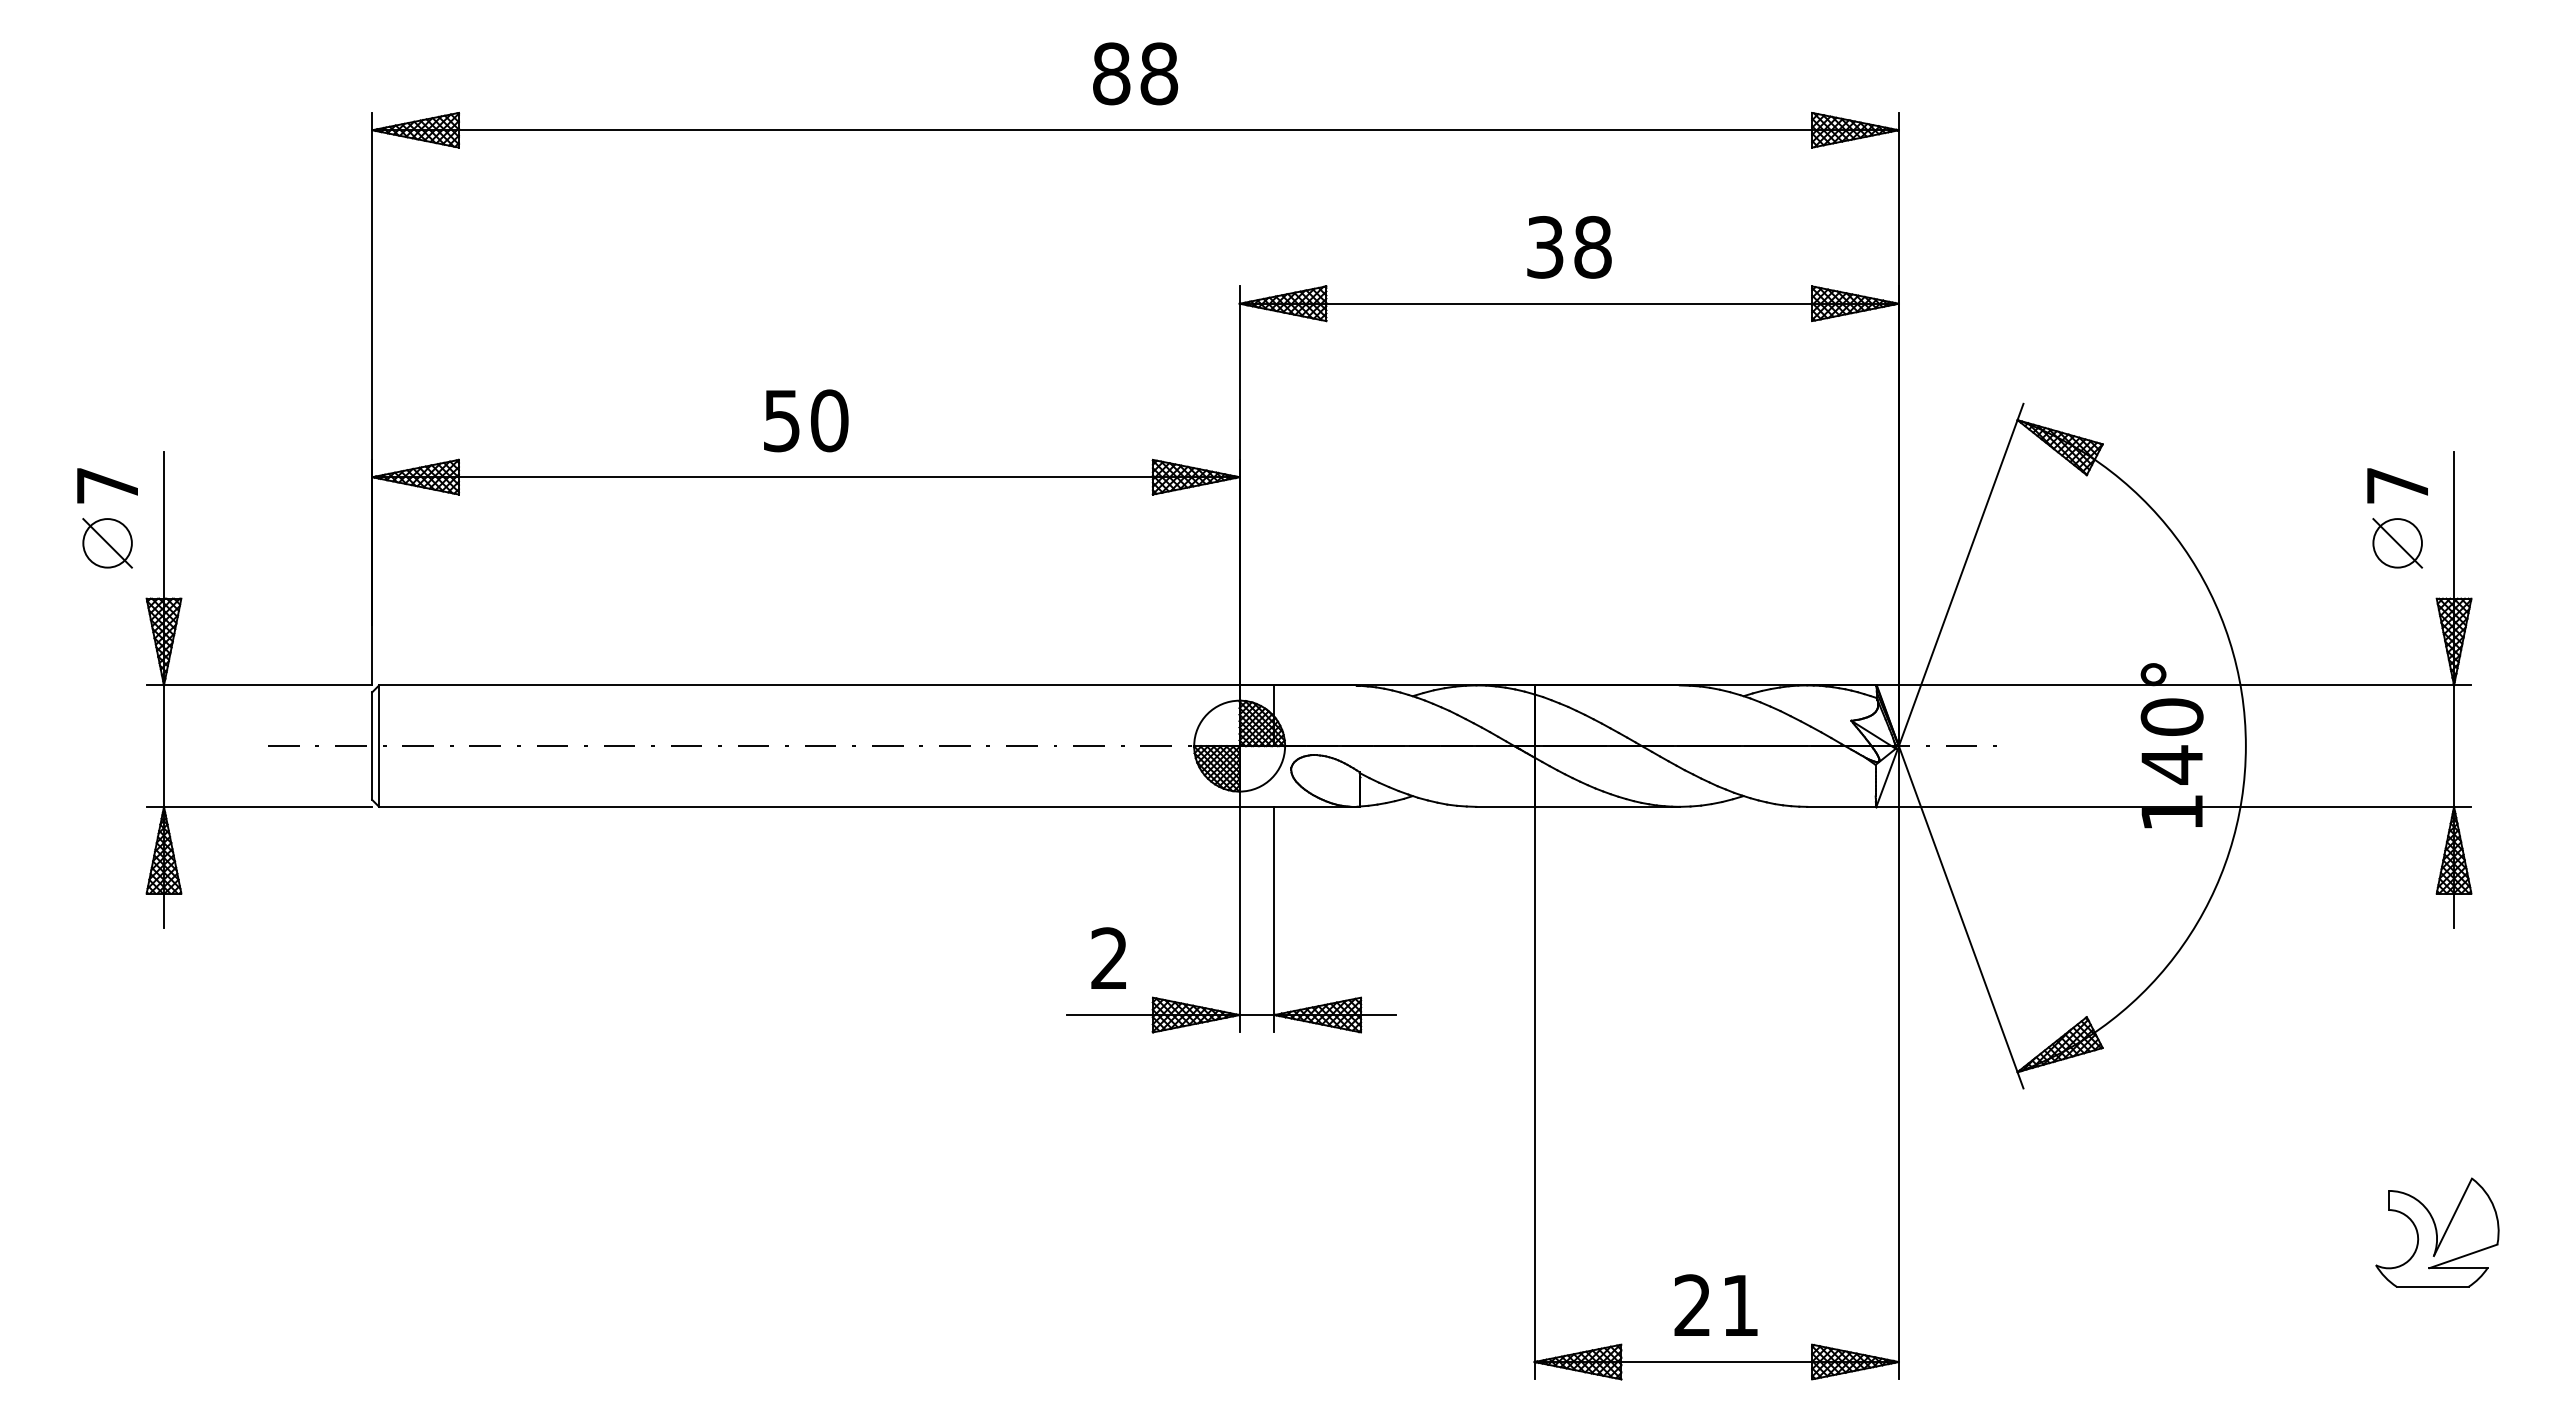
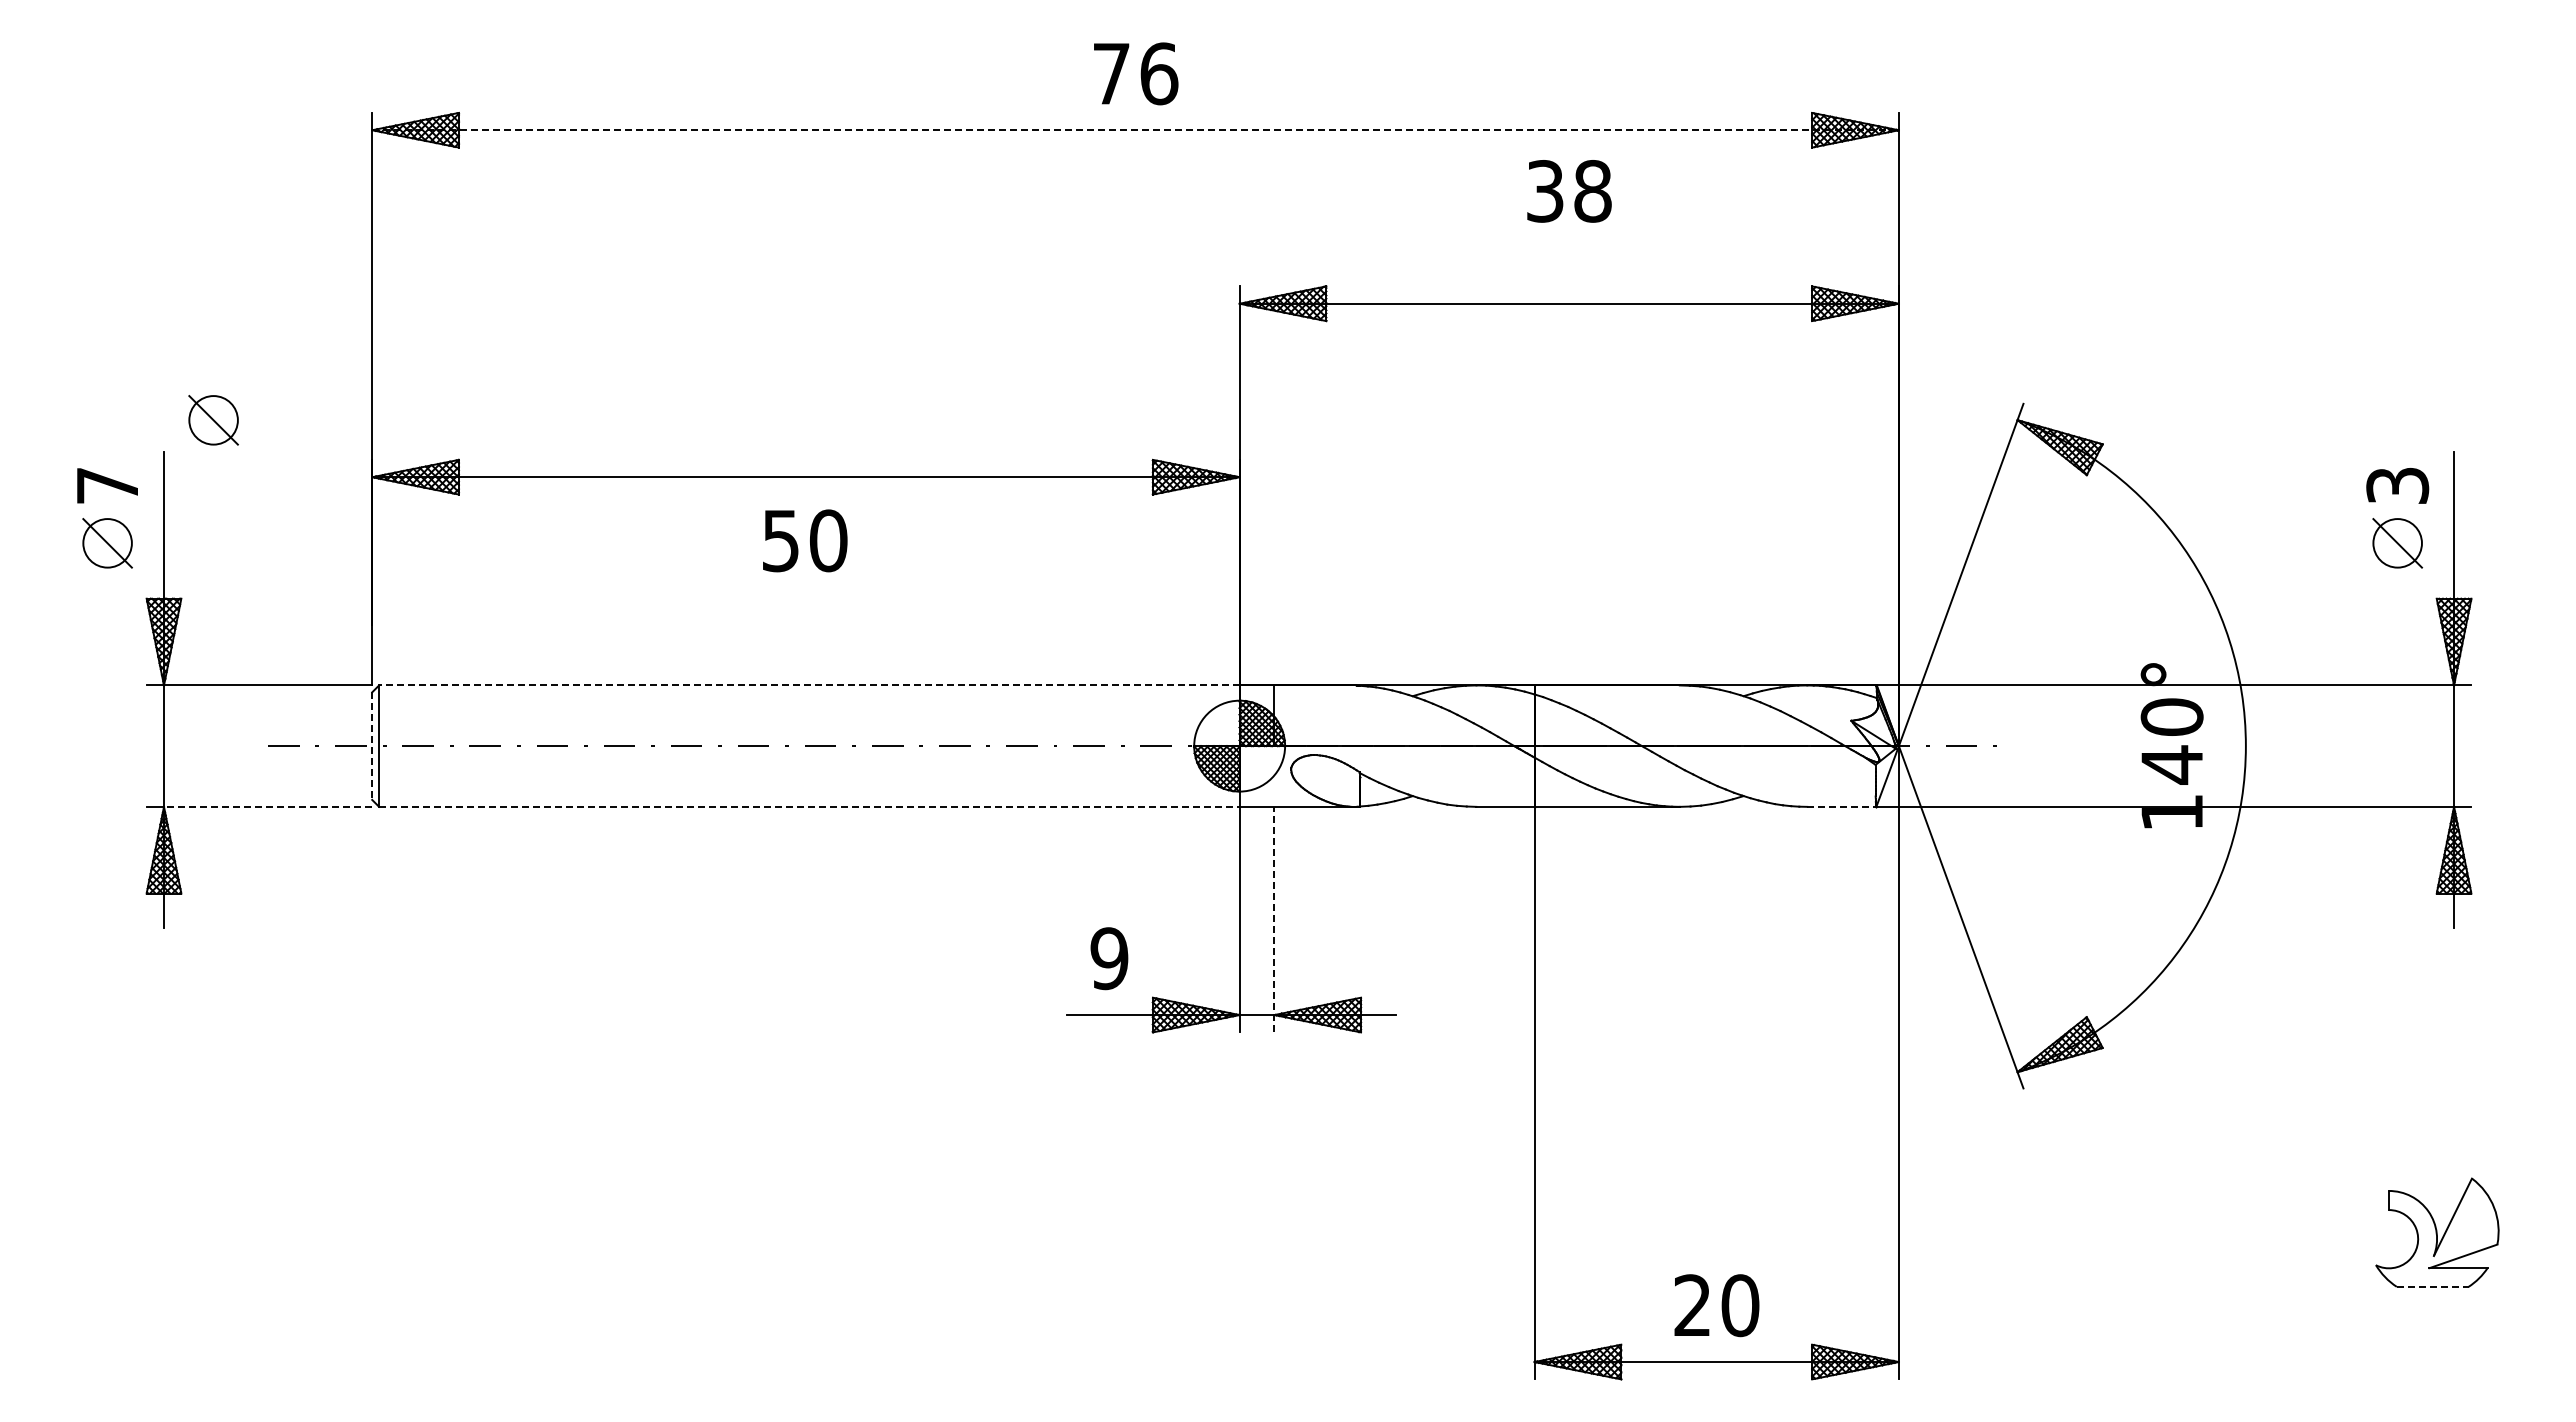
text: 88 -> 76 (1135, 73)
line: solid -> dashed (1136, 130)
text position: (1569, 247) -> (1569, 191) (1569, 191)
part: none -> present (213, 420)
text position: (806, 420) -> (805, 540) (805, 540)
text: 7 -> 3 (2397, 485)
line: solid -> dashed (808, 685)
line: solid -> dashed (372, 746)
line: solid -> dashed (267, 806)
line: solid -> dashed (809, 806)
line: solid -> dashed (1842, 806)
line: solid -> dashed (1274, 919)
text: 2 -> 9 (1109, 958)
line: solid -> dashed (2432, 1286)
text: 21 -> 20 (1740, 1305)
